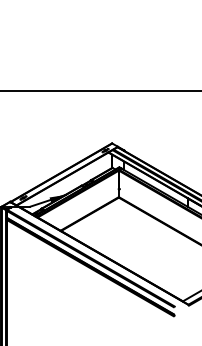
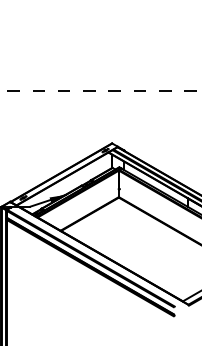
line: solid -> dashed (101, 90)
